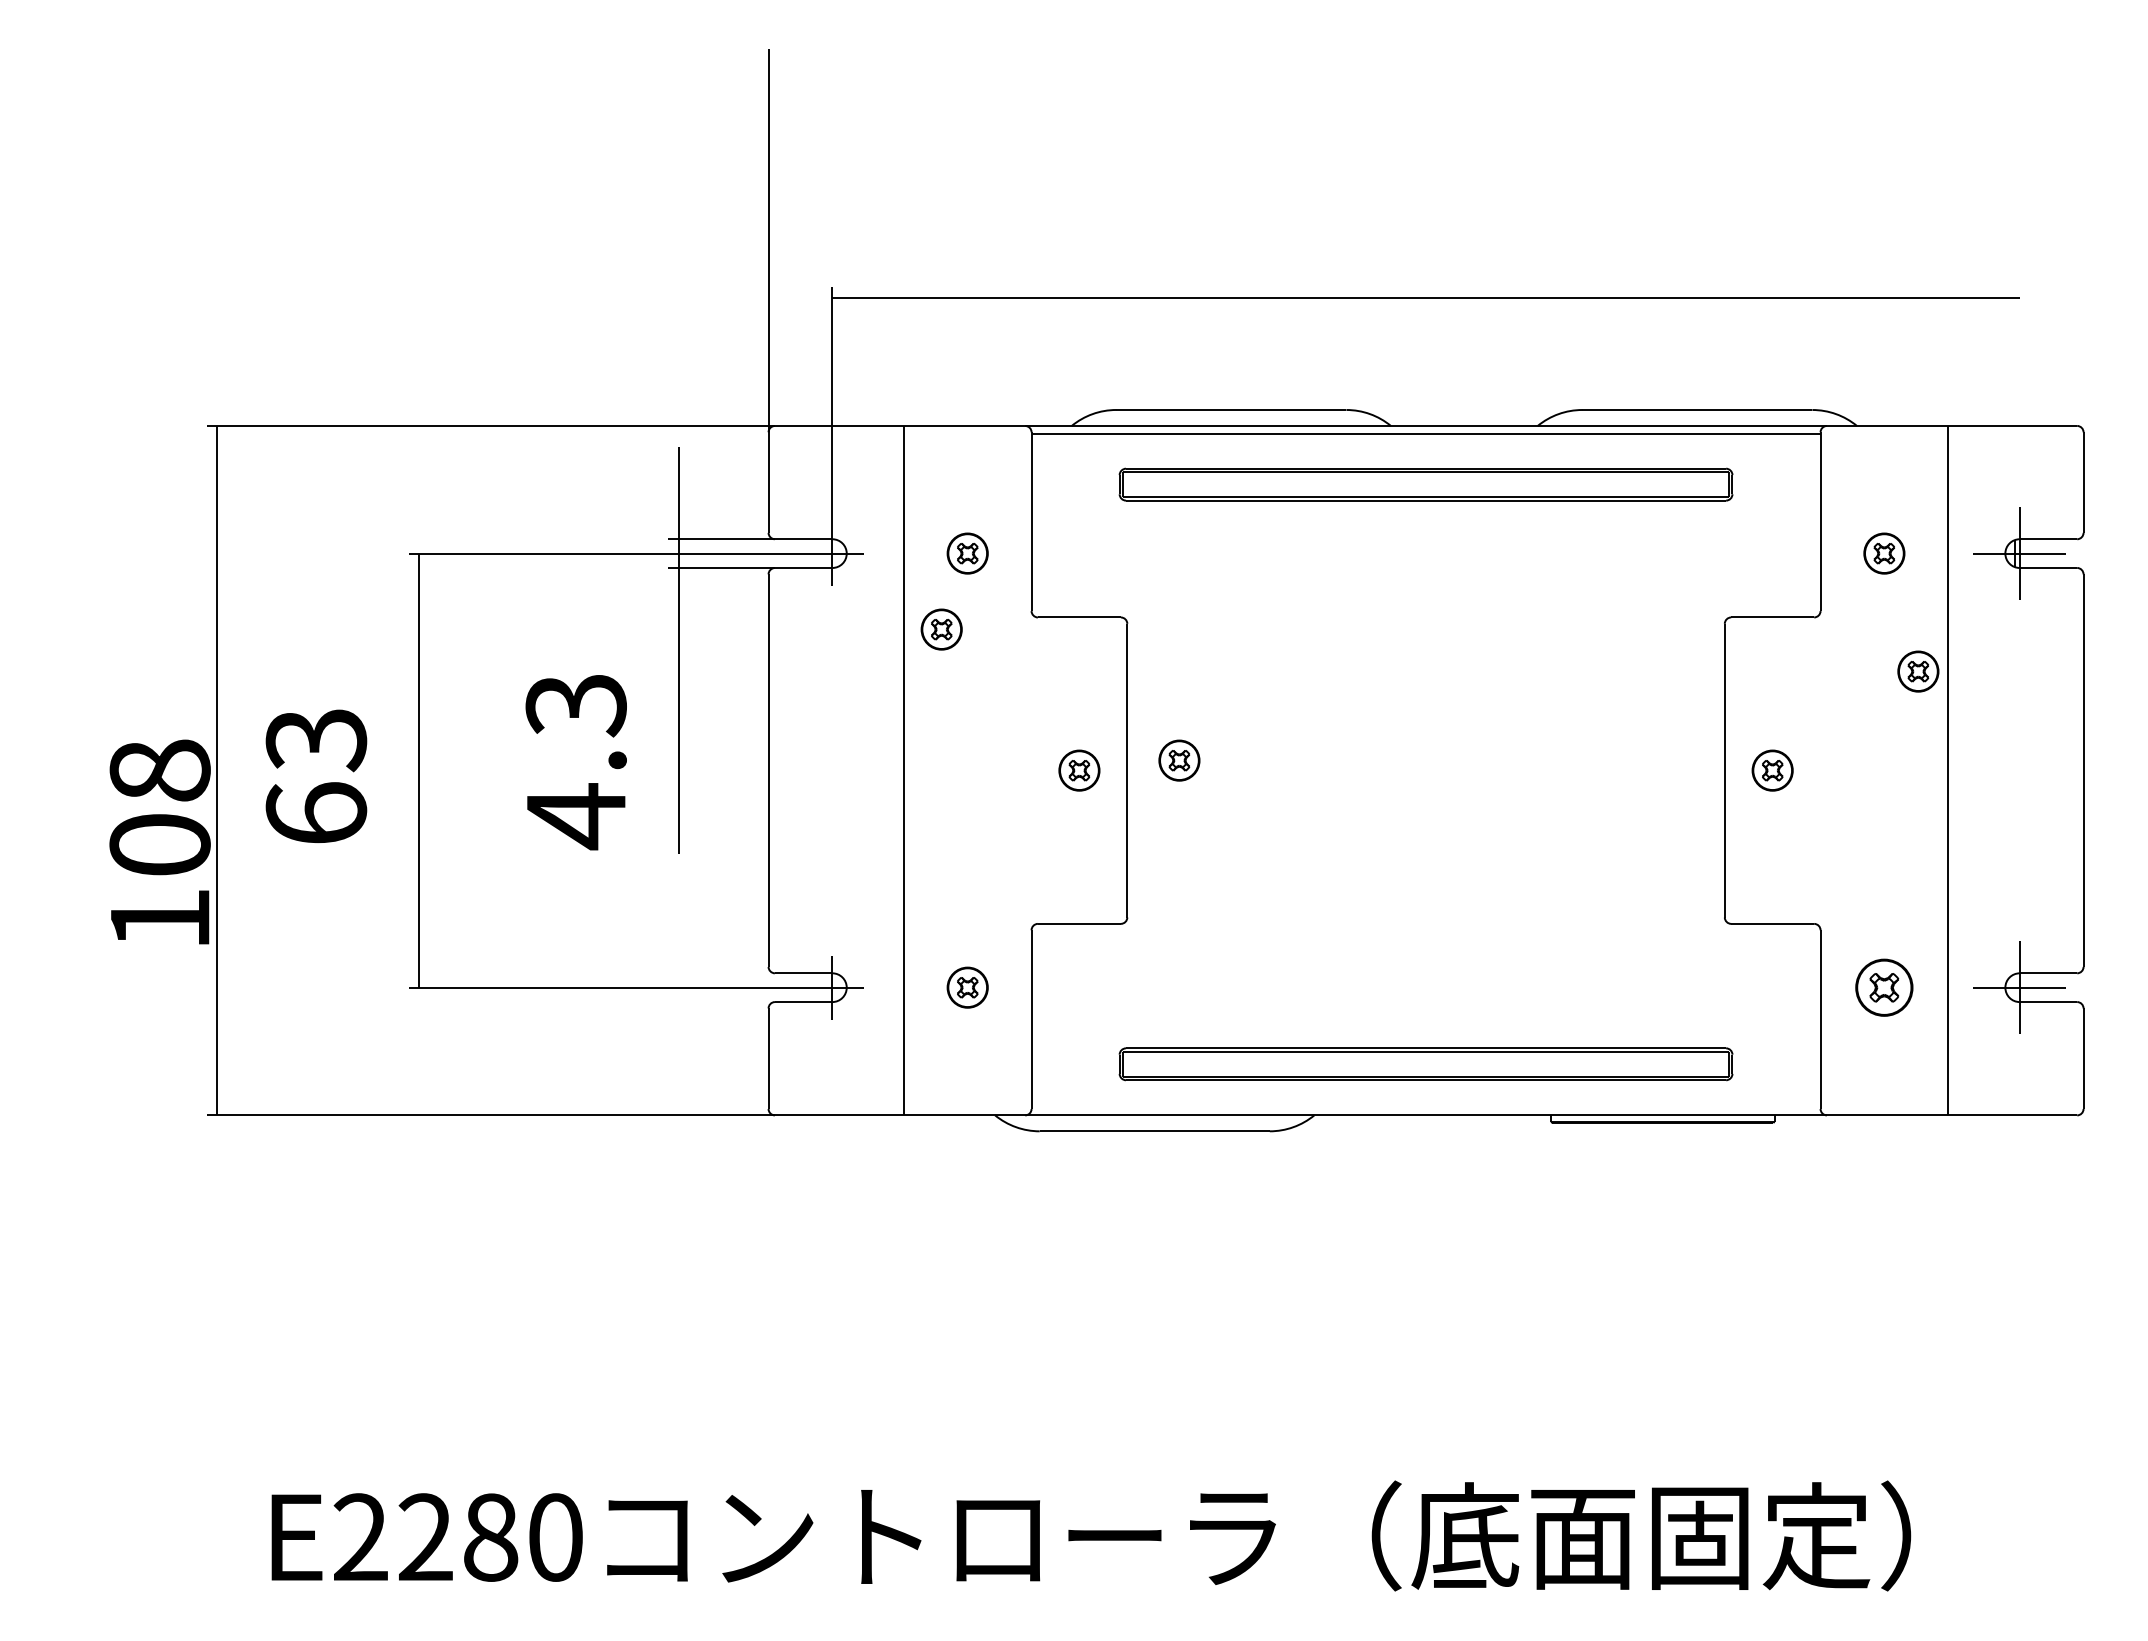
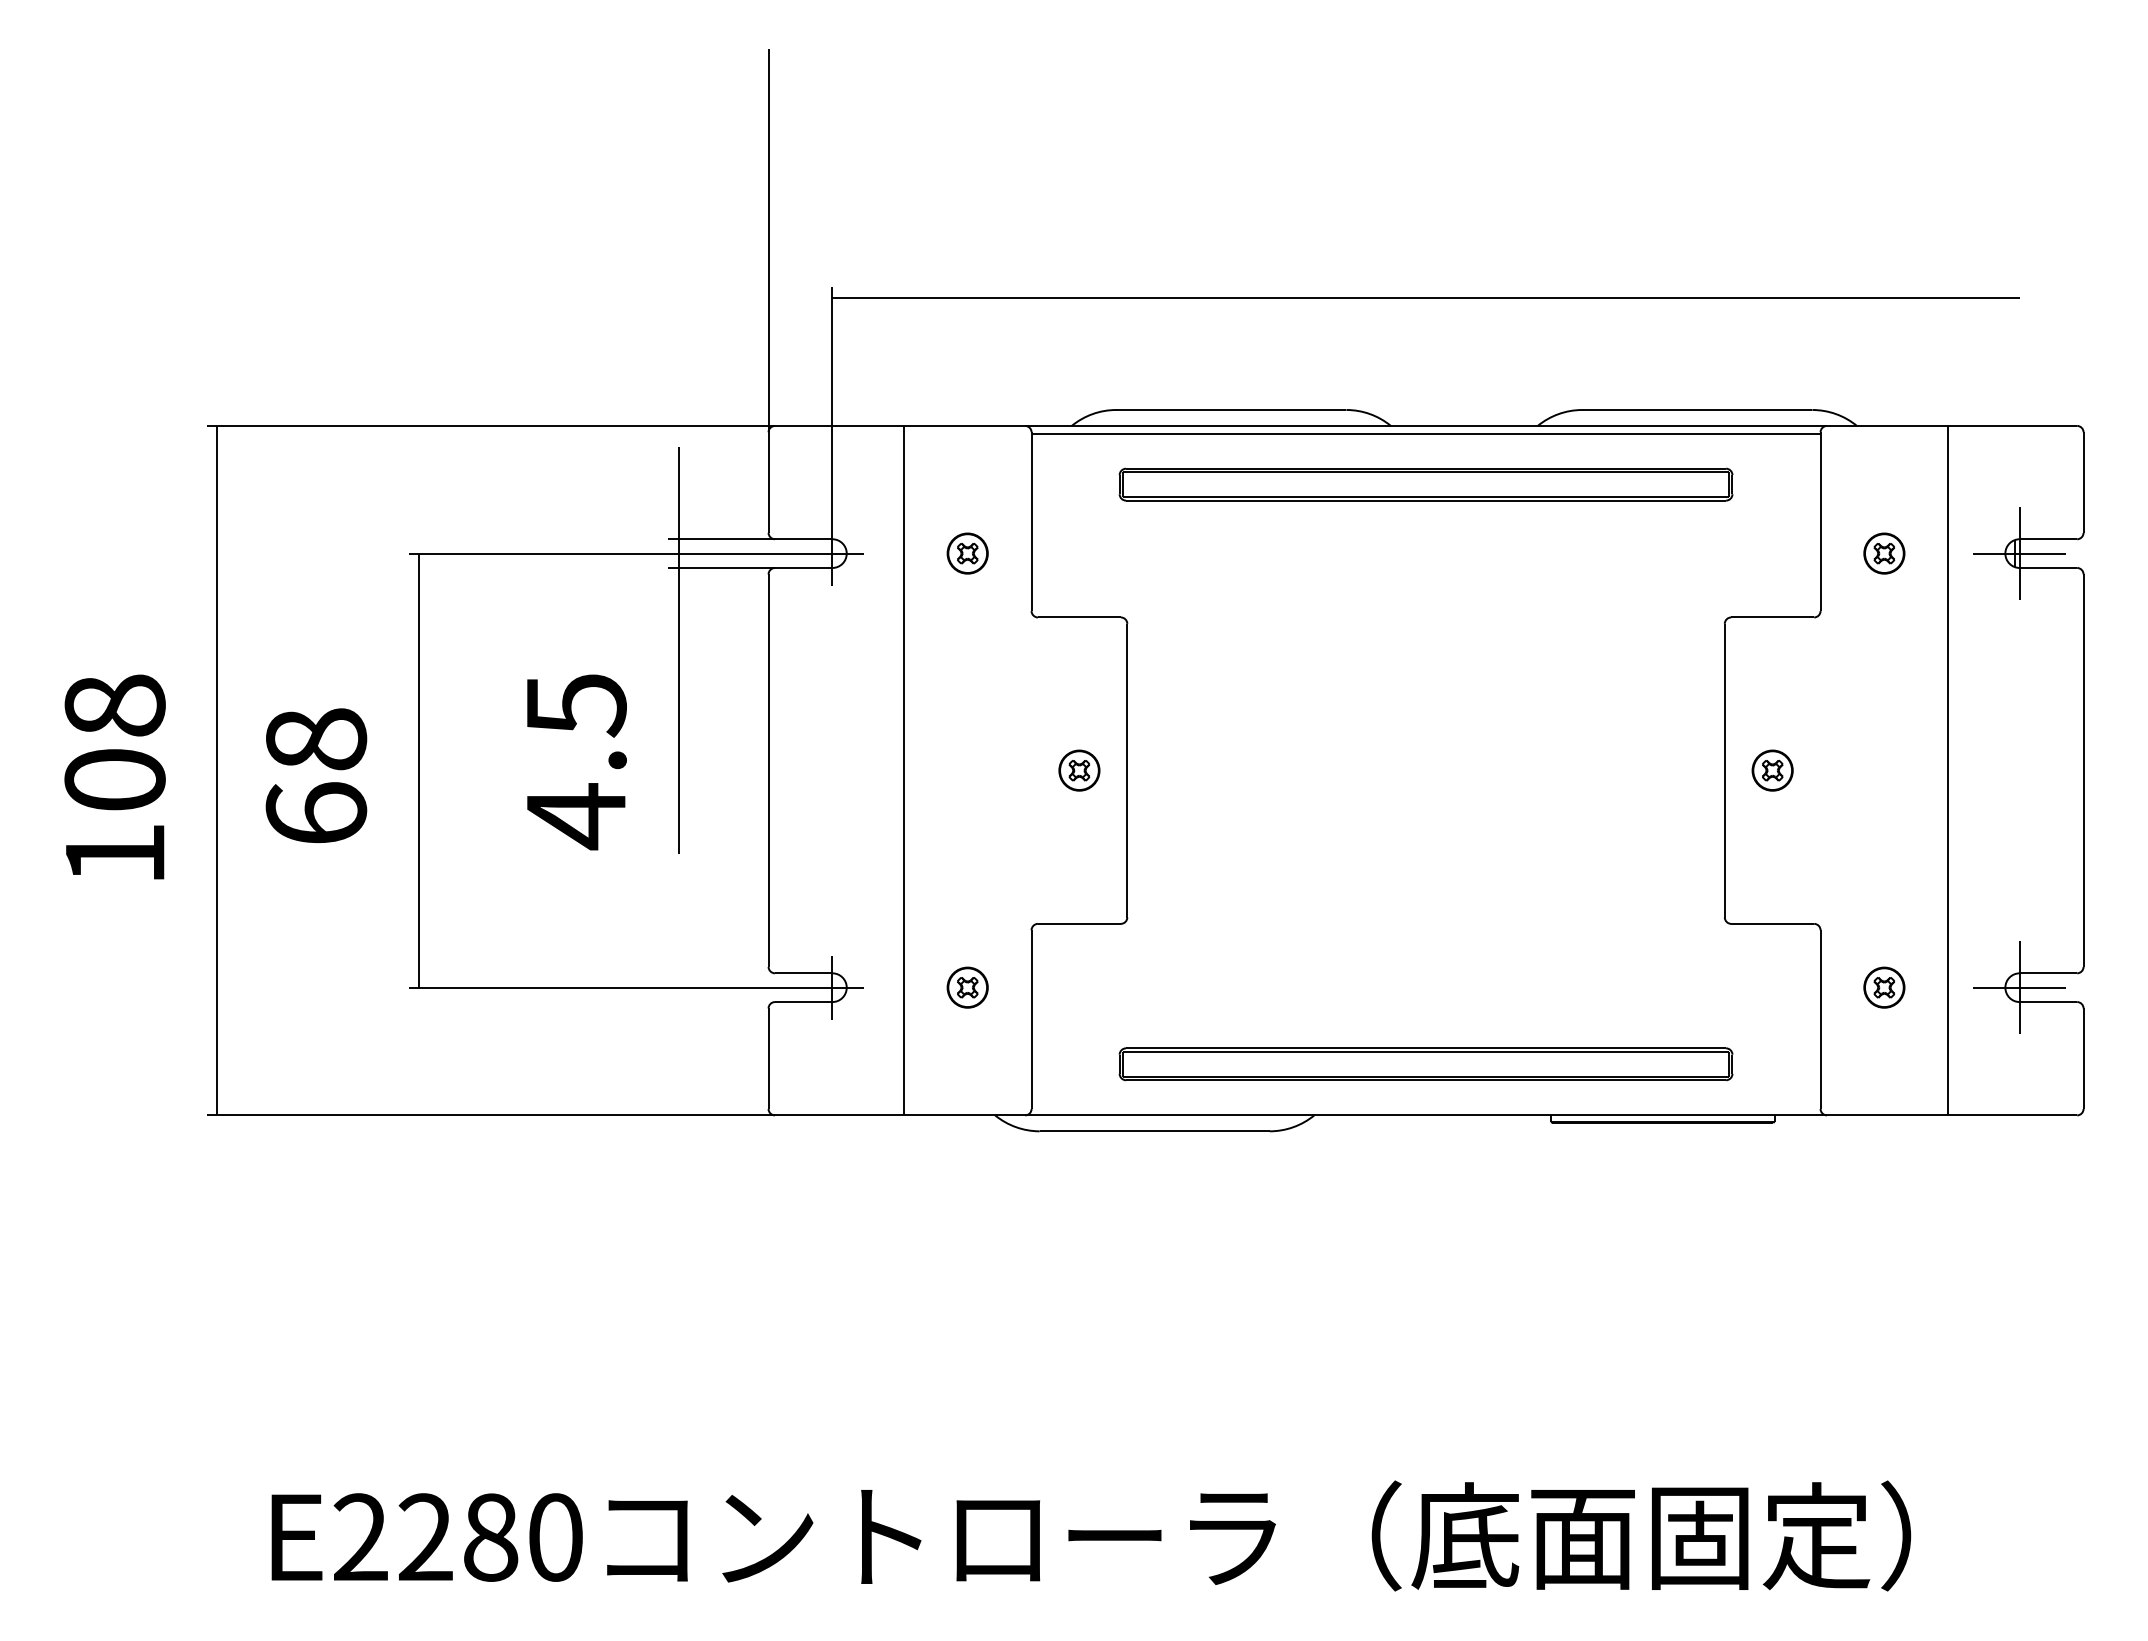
part: present -> none (941, 629)
part: present -> none (1918, 671)
text: 4.3 -> 4.5 (575, 705)
text: 63 -> 68 (316, 740)
part: present -> none (1179, 760)
text position: (159, 841) -> (114, 776) (114, 776)
part size: 59x59 px -> 43x43 px (1884, 987)
